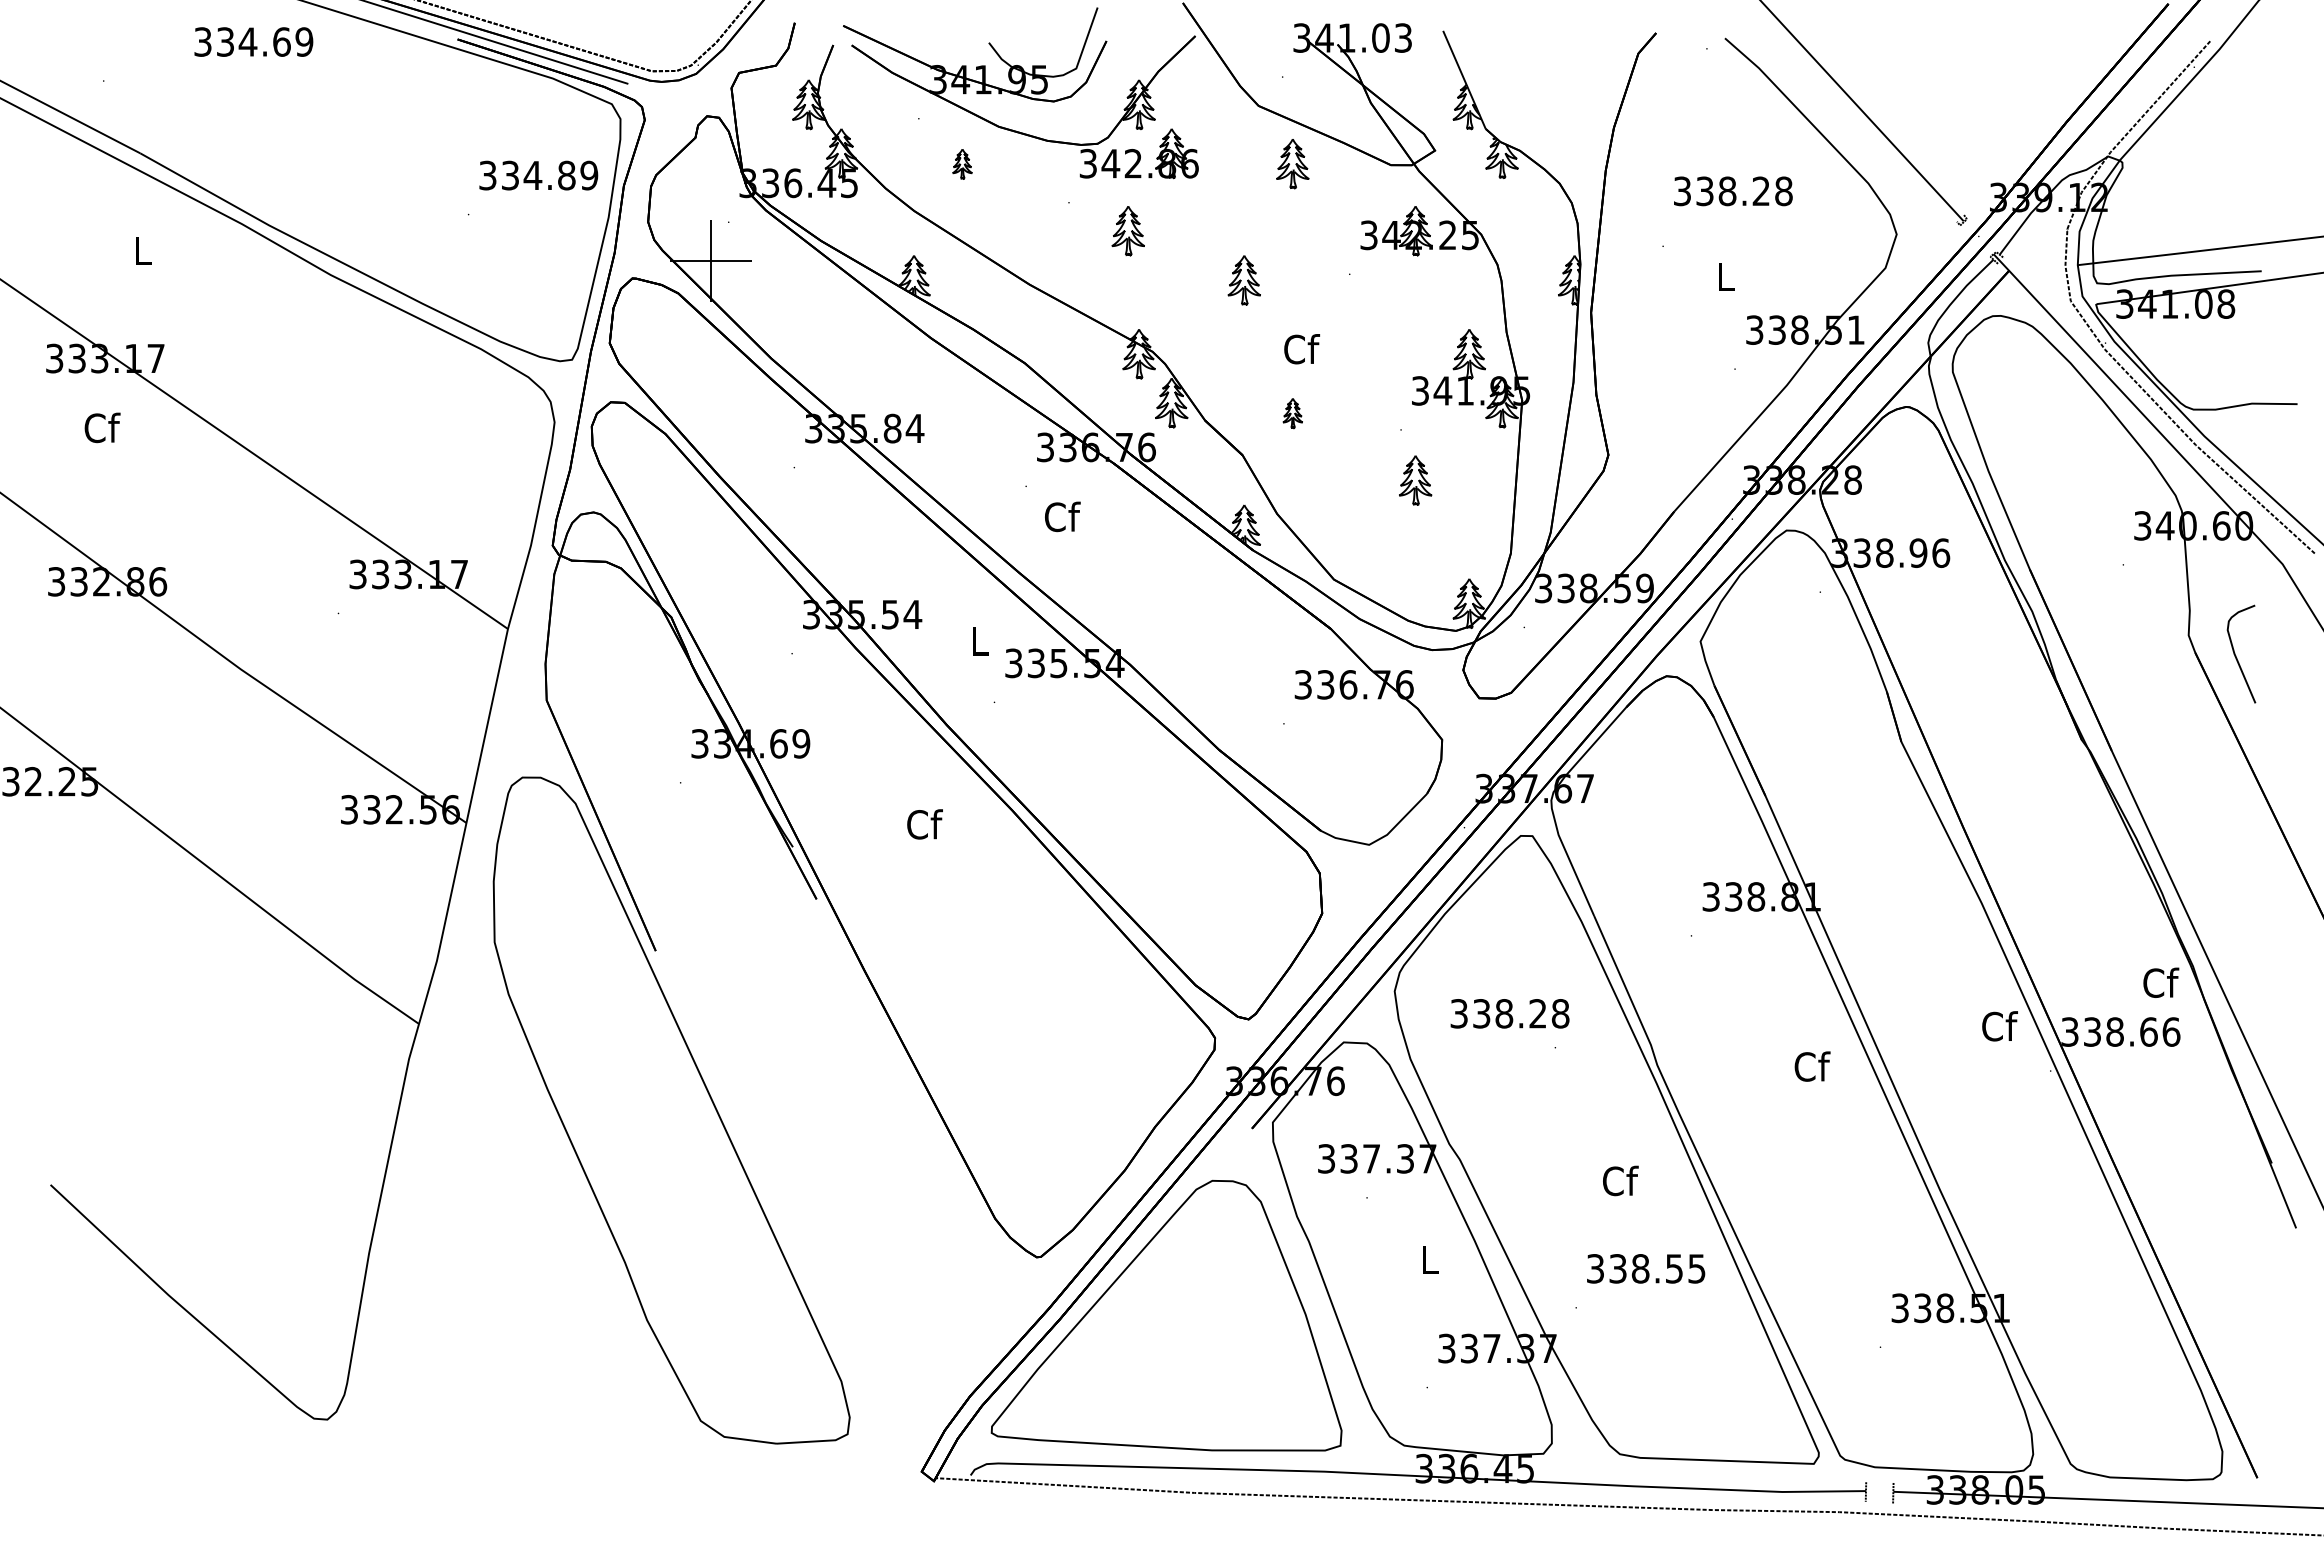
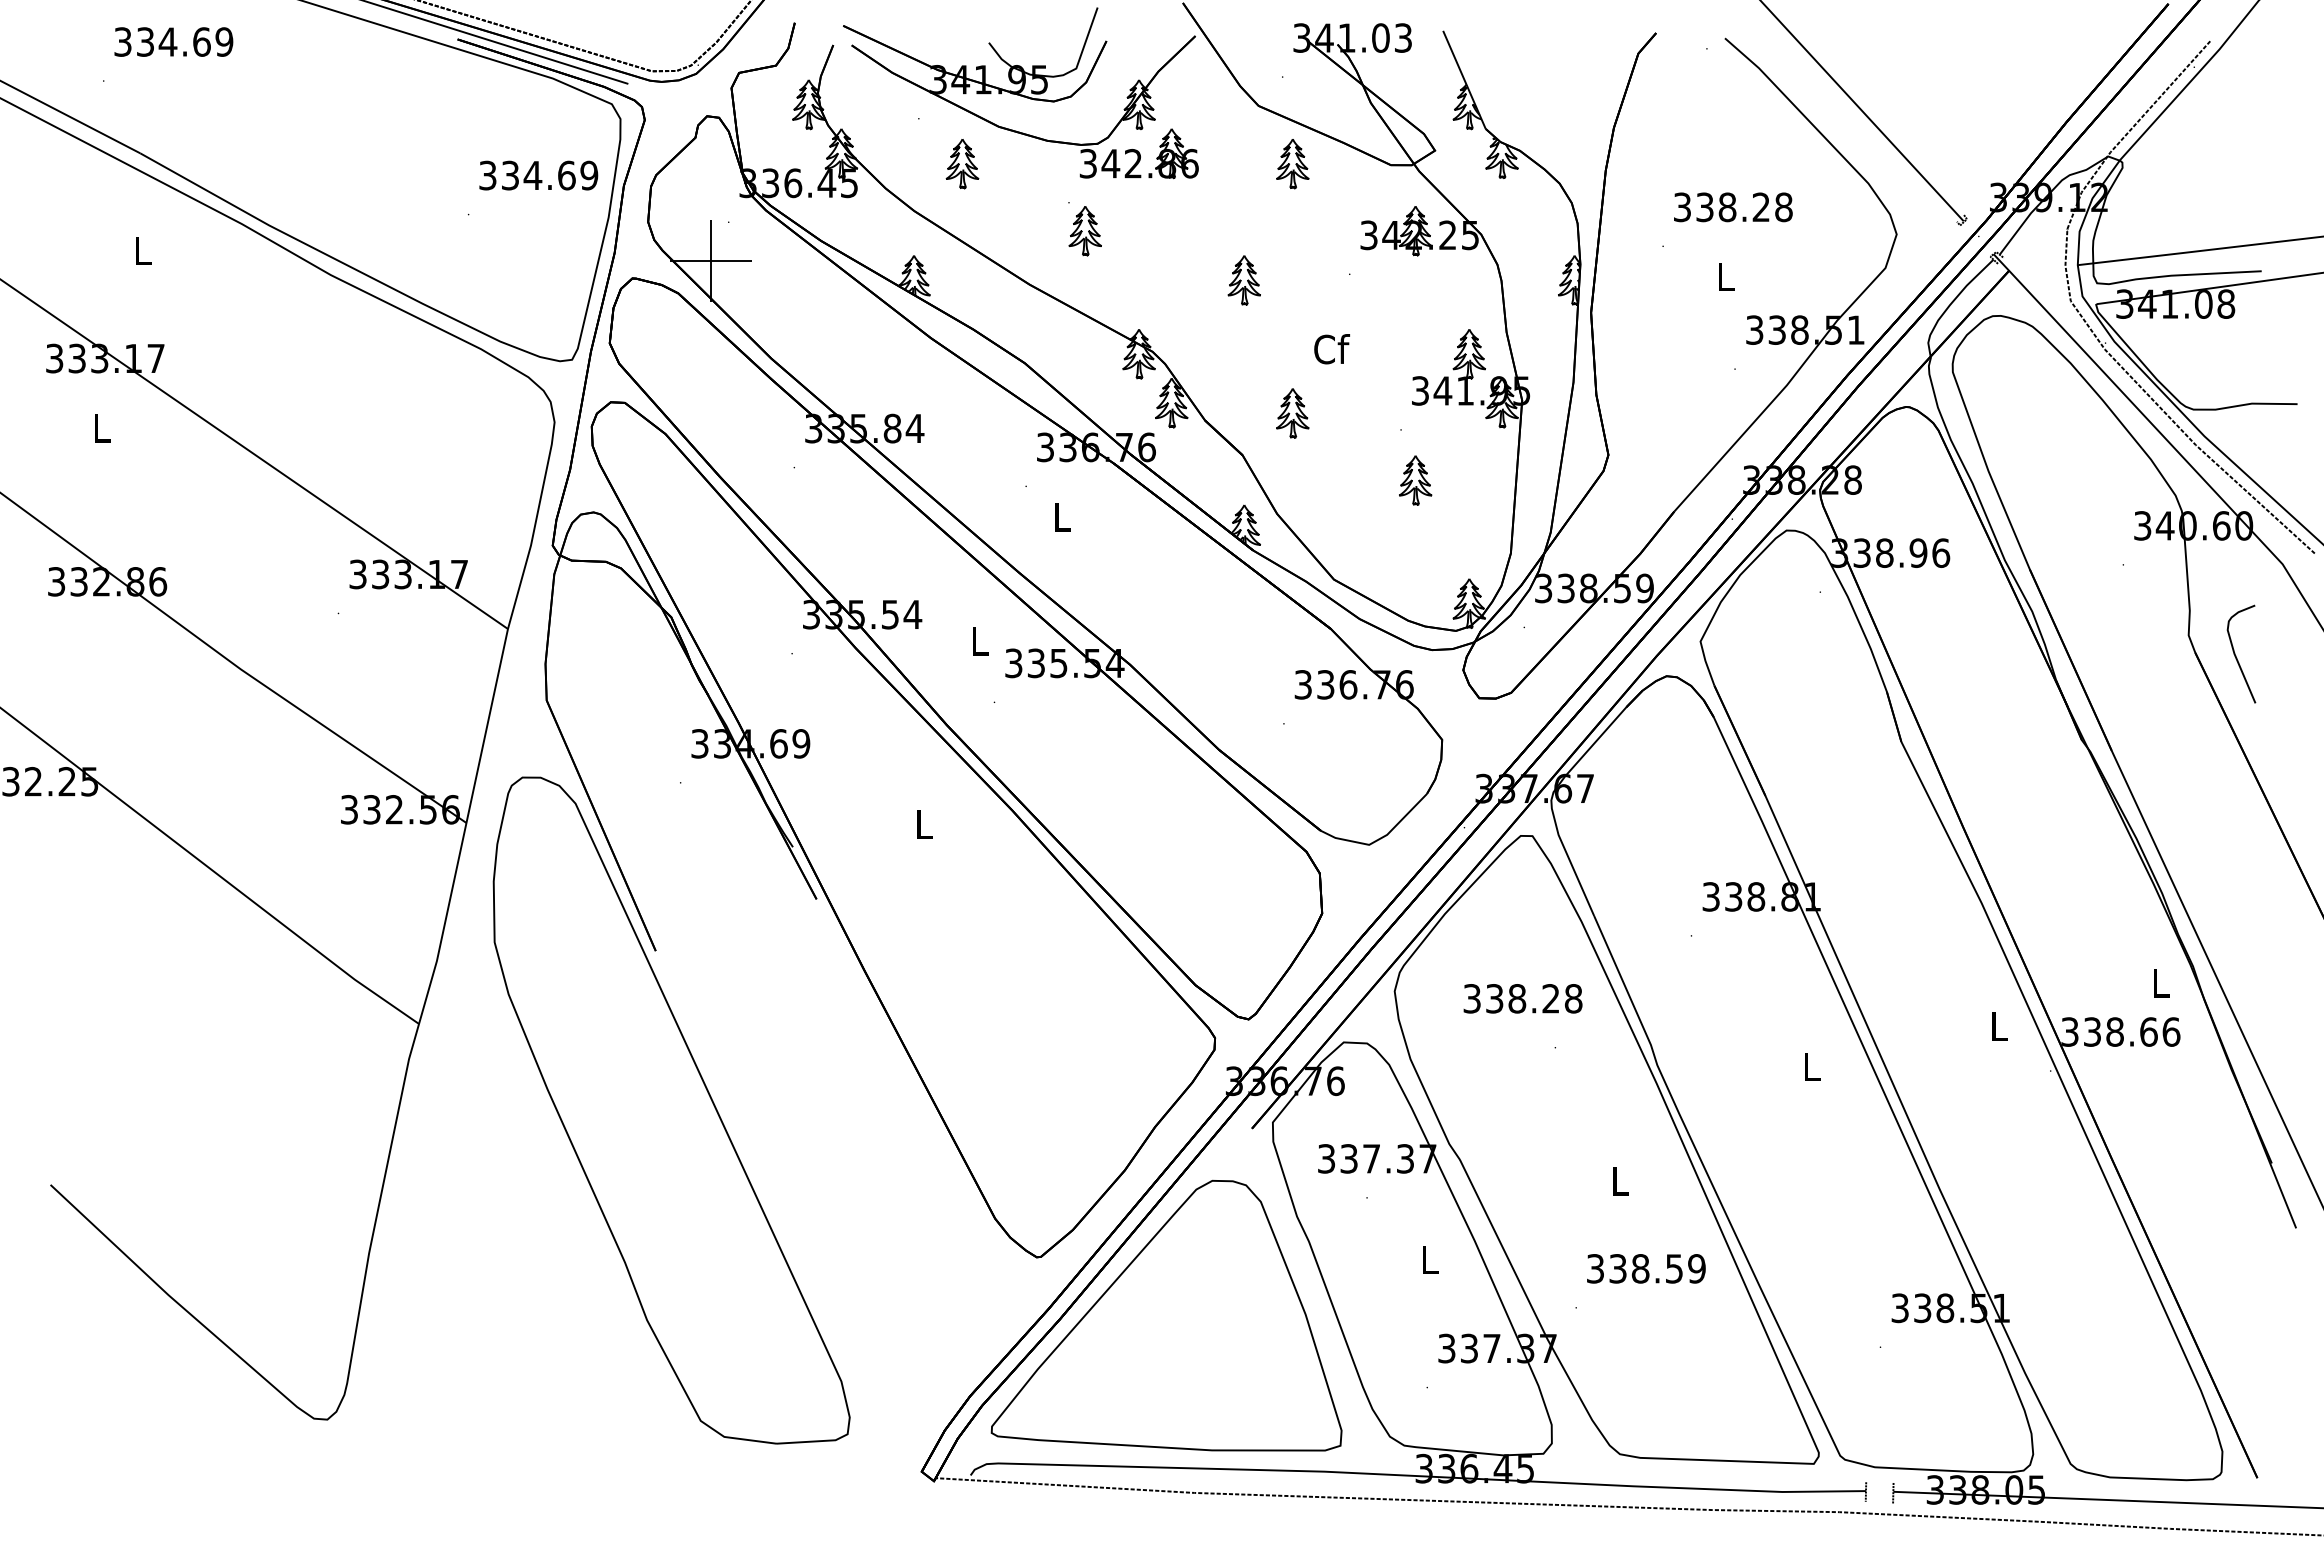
text position: (253, 41) -> (173, 41) (173, 41)
part size: 21x31 px -> 35x51 px (962, 164)
text: 334.89 -> 334.69 (566, 175)
text position: (1733, 191) -> (1733, 207) (1733, 207)
part position: (1127, 231) -> (1084, 231) (1084, 231)
text position: (1301, 349) -> (1331, 349) (1331, 349)
part size: 21x32 px -> 34x51 px (1292, 413)
text: Cf -> L (102, 427)
text: Cf -> L (1062, 516)
text: Cf -> L (924, 824)
text: Cf -> L (2161, 982)
text position: (1509, 1013) -> (1522, 998) (1522, 998)
text: Cf -> L (1999, 1026)
text: Cf -> L (1812, 1066)
text: Cf -> L (1620, 1180)
text: 338.55 -> 338.59 (1696, 1268)
